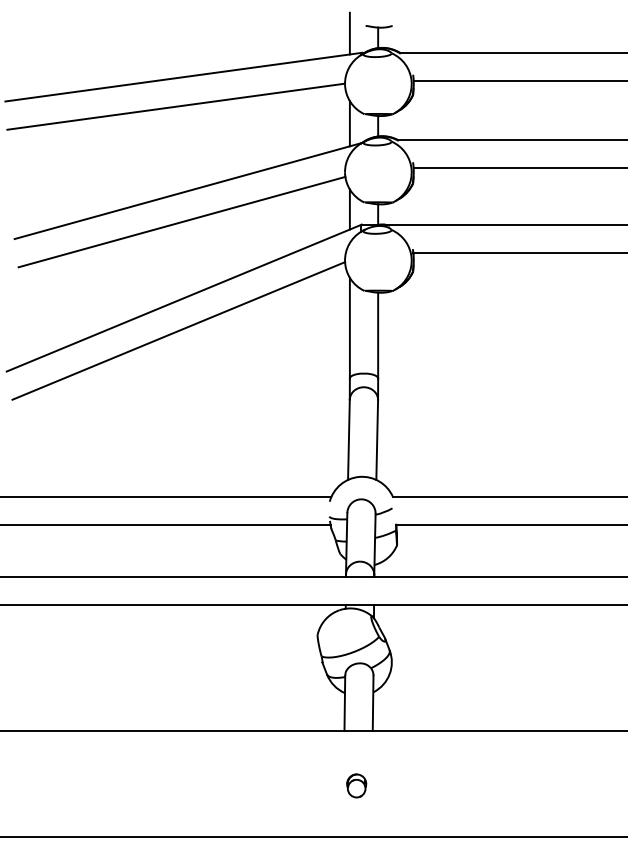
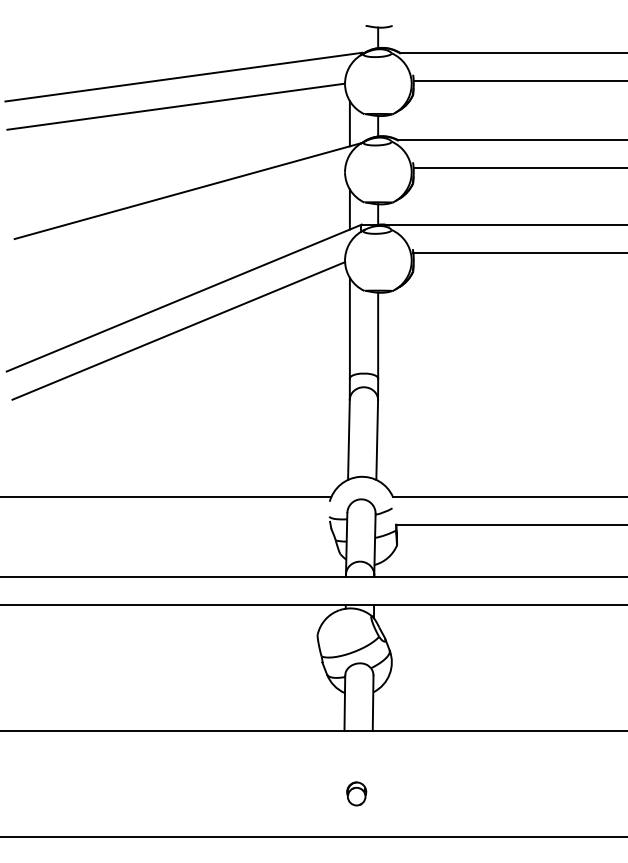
line: present -> none (349, 33)
line: present -> none (181, 221)
line: present -> none (166, 525)
part position: (356, 785) -> (356, 793) (356, 793)
